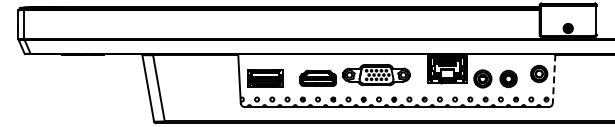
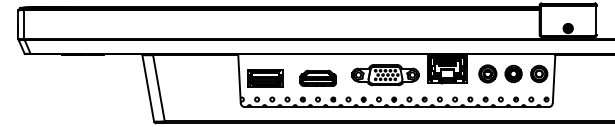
part position: (376, 75) -> (385, 75) (385, 75)
part position: (495, 78) -> (500, 73) (500, 73)
line: dashed -> solid (554, 79)
